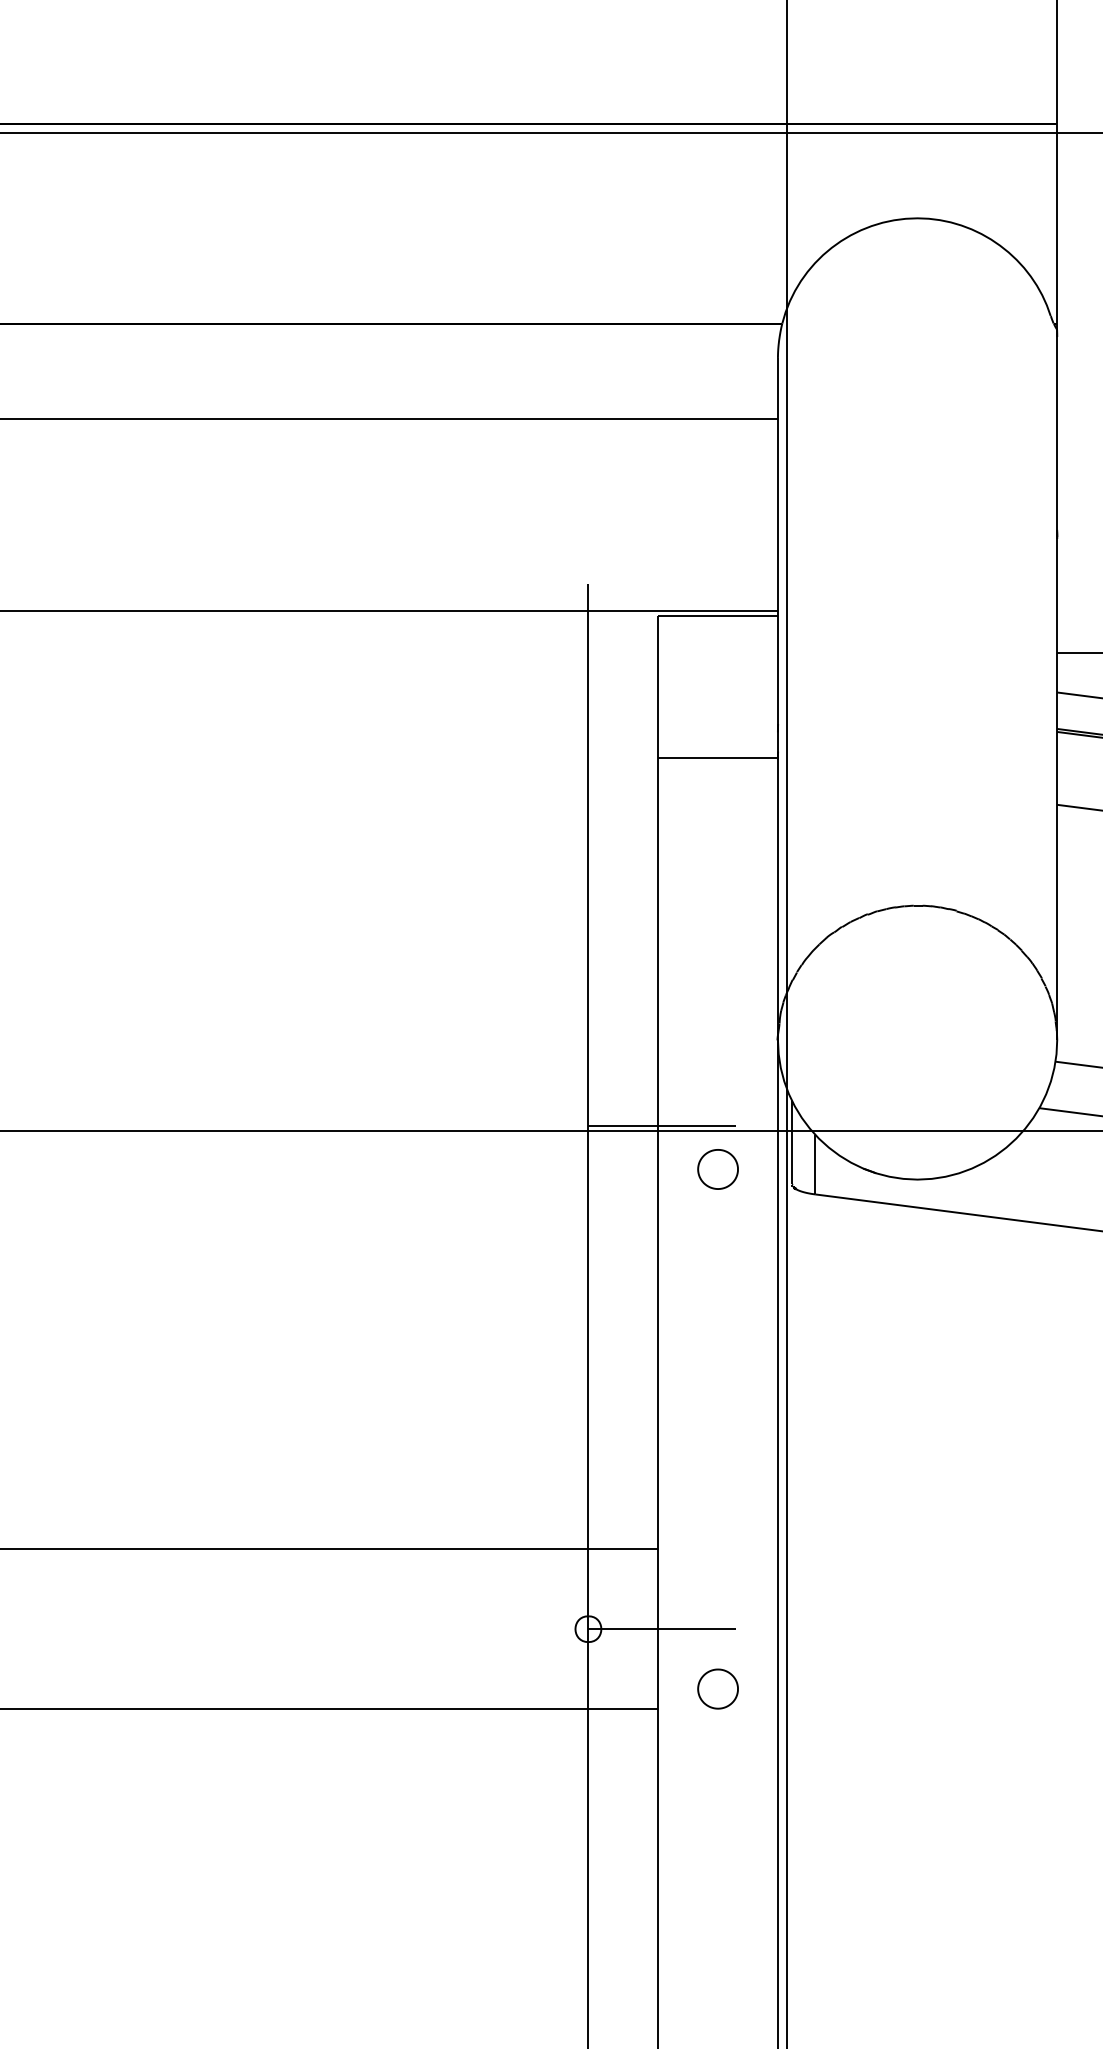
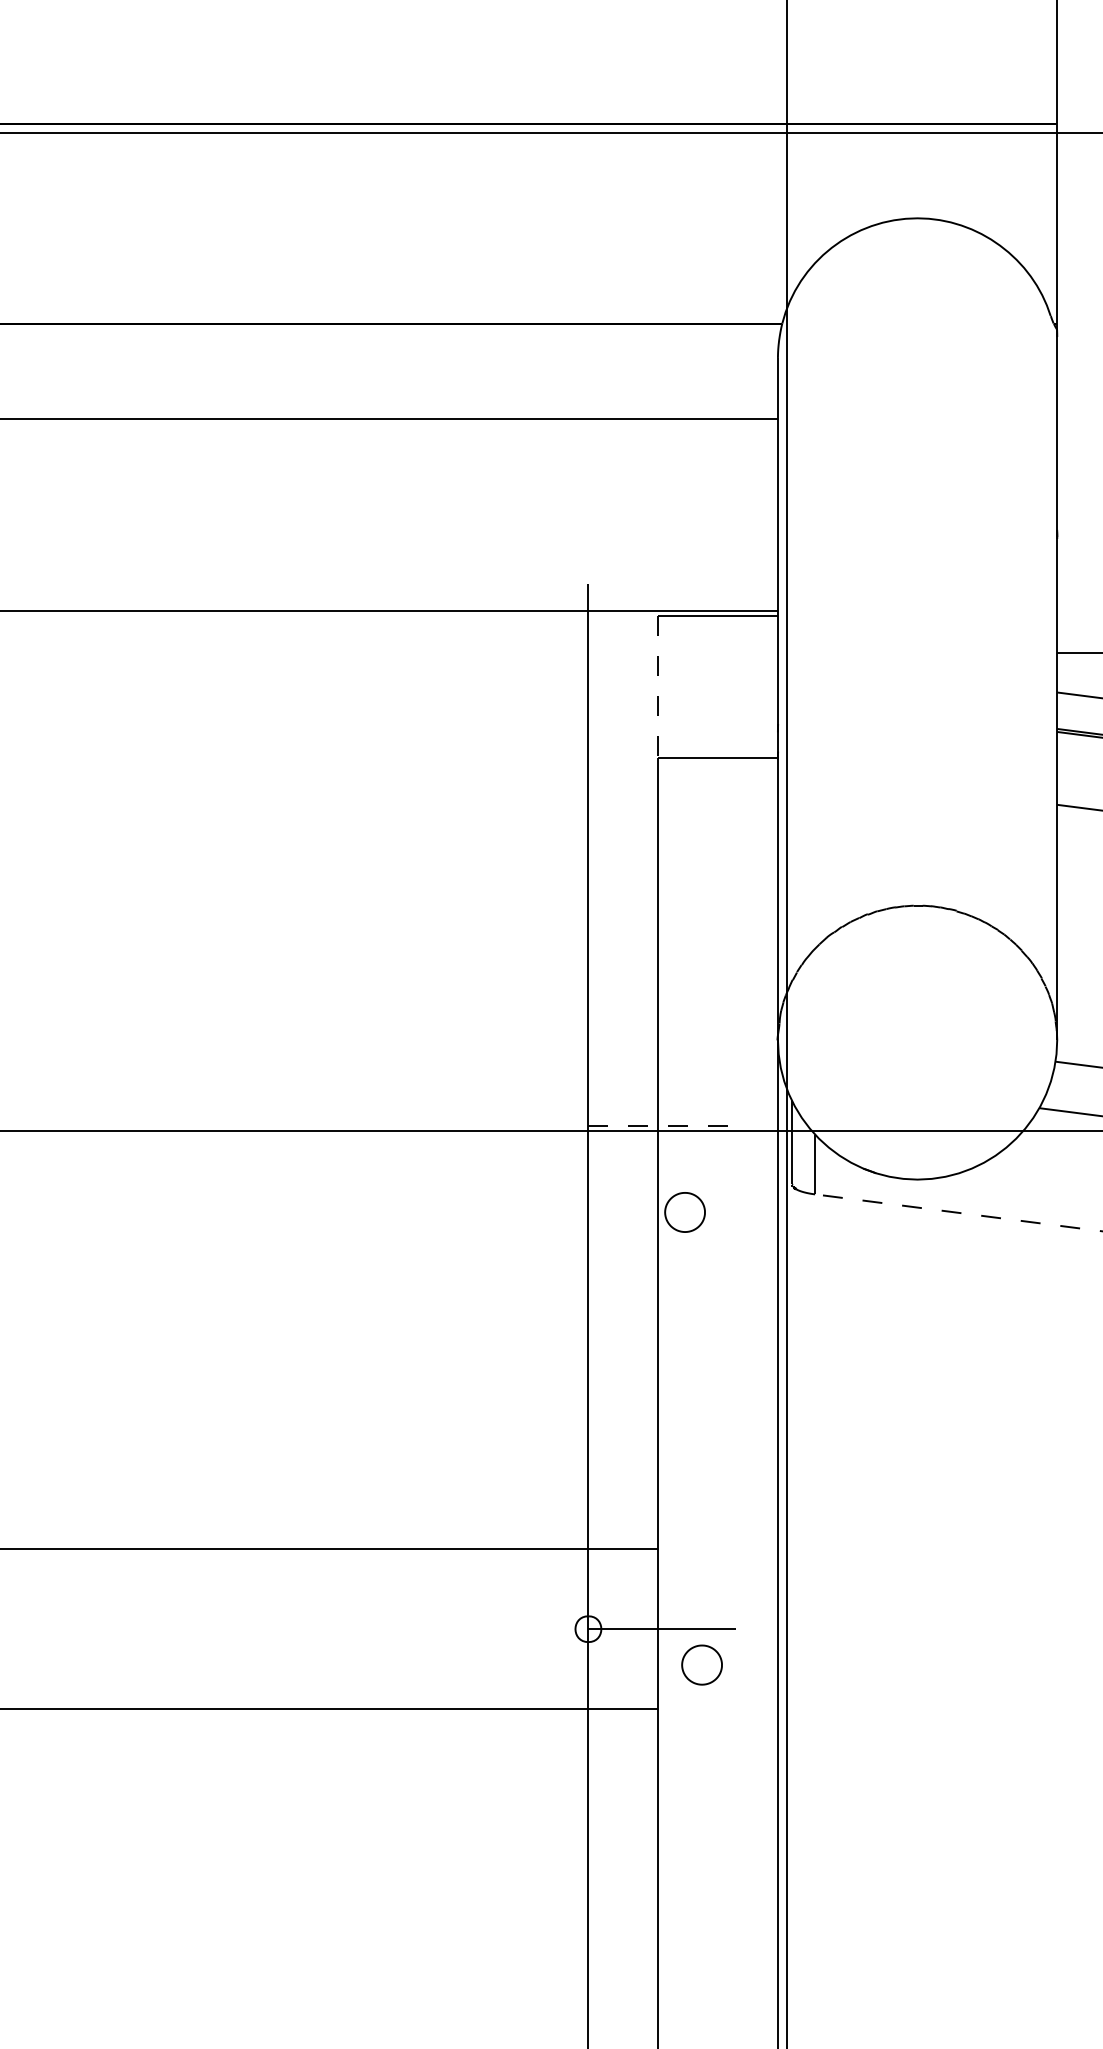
line: solid -> dashed (658, 686)
line: solid -> dashed (662, 1126)
part position: (717, 1169) -> (684, 1212) (684, 1212)
line: solid -> dashed (958, 1212)
part position: (717, 1688) -> (701, 1664) (701, 1664)
